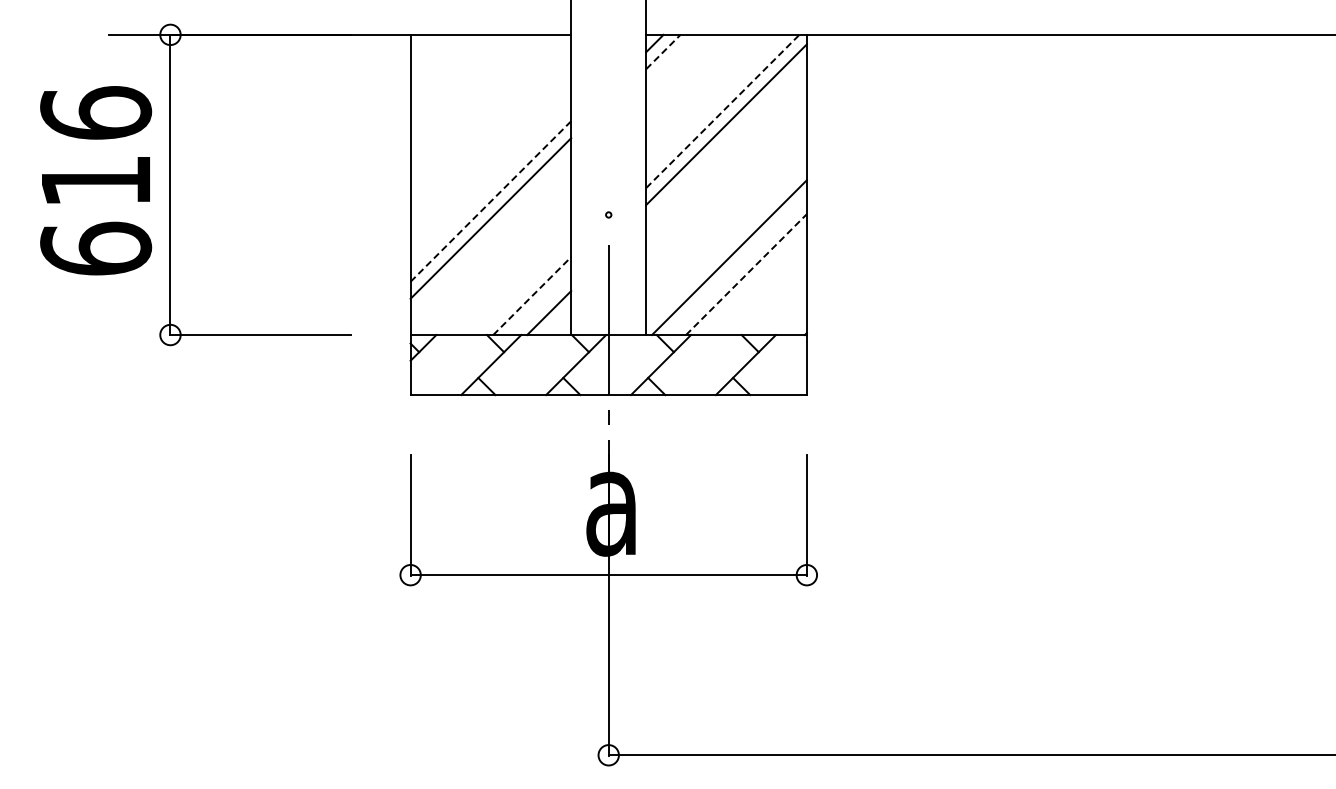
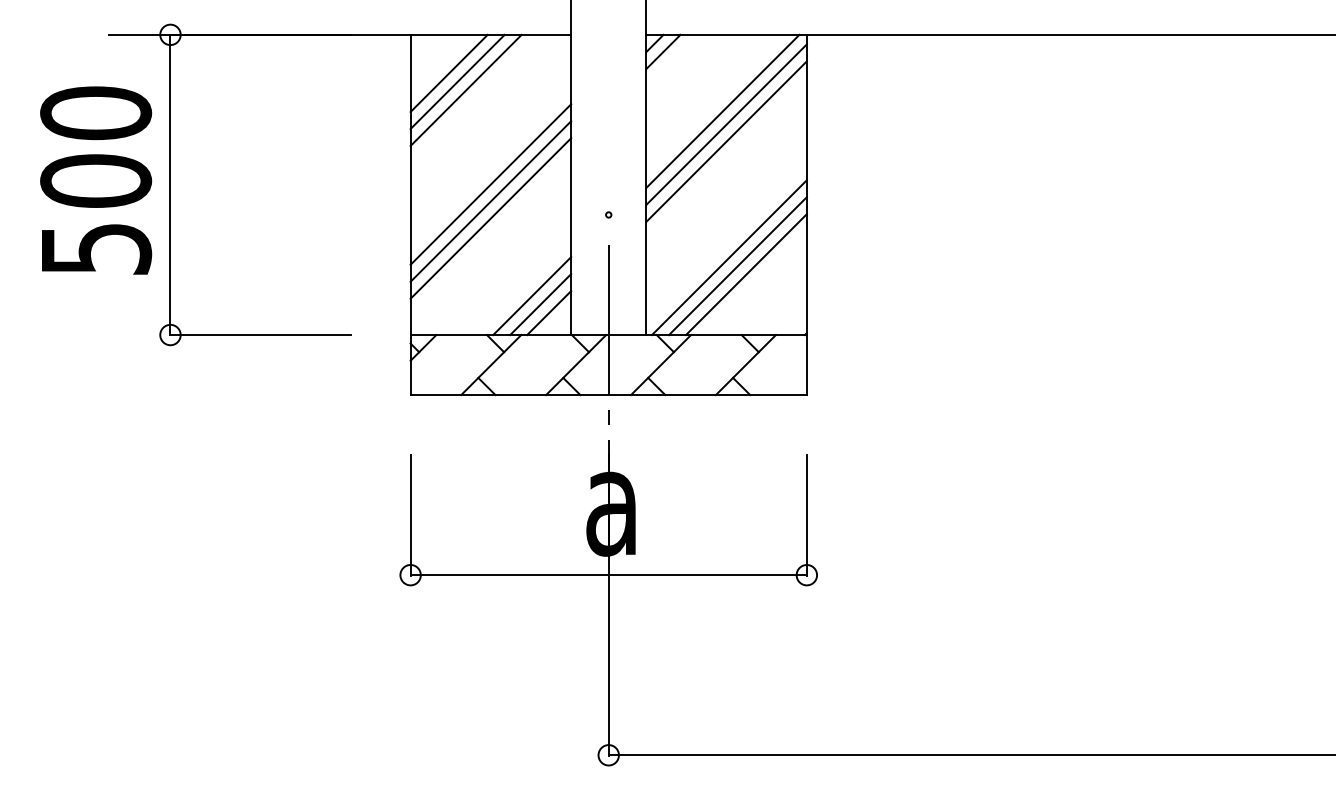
line: dashed -> solid (663, 51)
line: none -> present (448, 73)
line: none -> present (457, 81)
line: none -> present (465, 89)
line: dashed -> solid (723, 111)
line: none -> present (726, 141)
text: 616 -> 500 (96, 180)
line: none -> present (490, 184)
line: dashed -> solid (490, 201)
line: none -> present (737, 266)
line: dashed -> solid (746, 274)
line: dashed -> solid (532, 295)
line: none -> present (540, 304)
